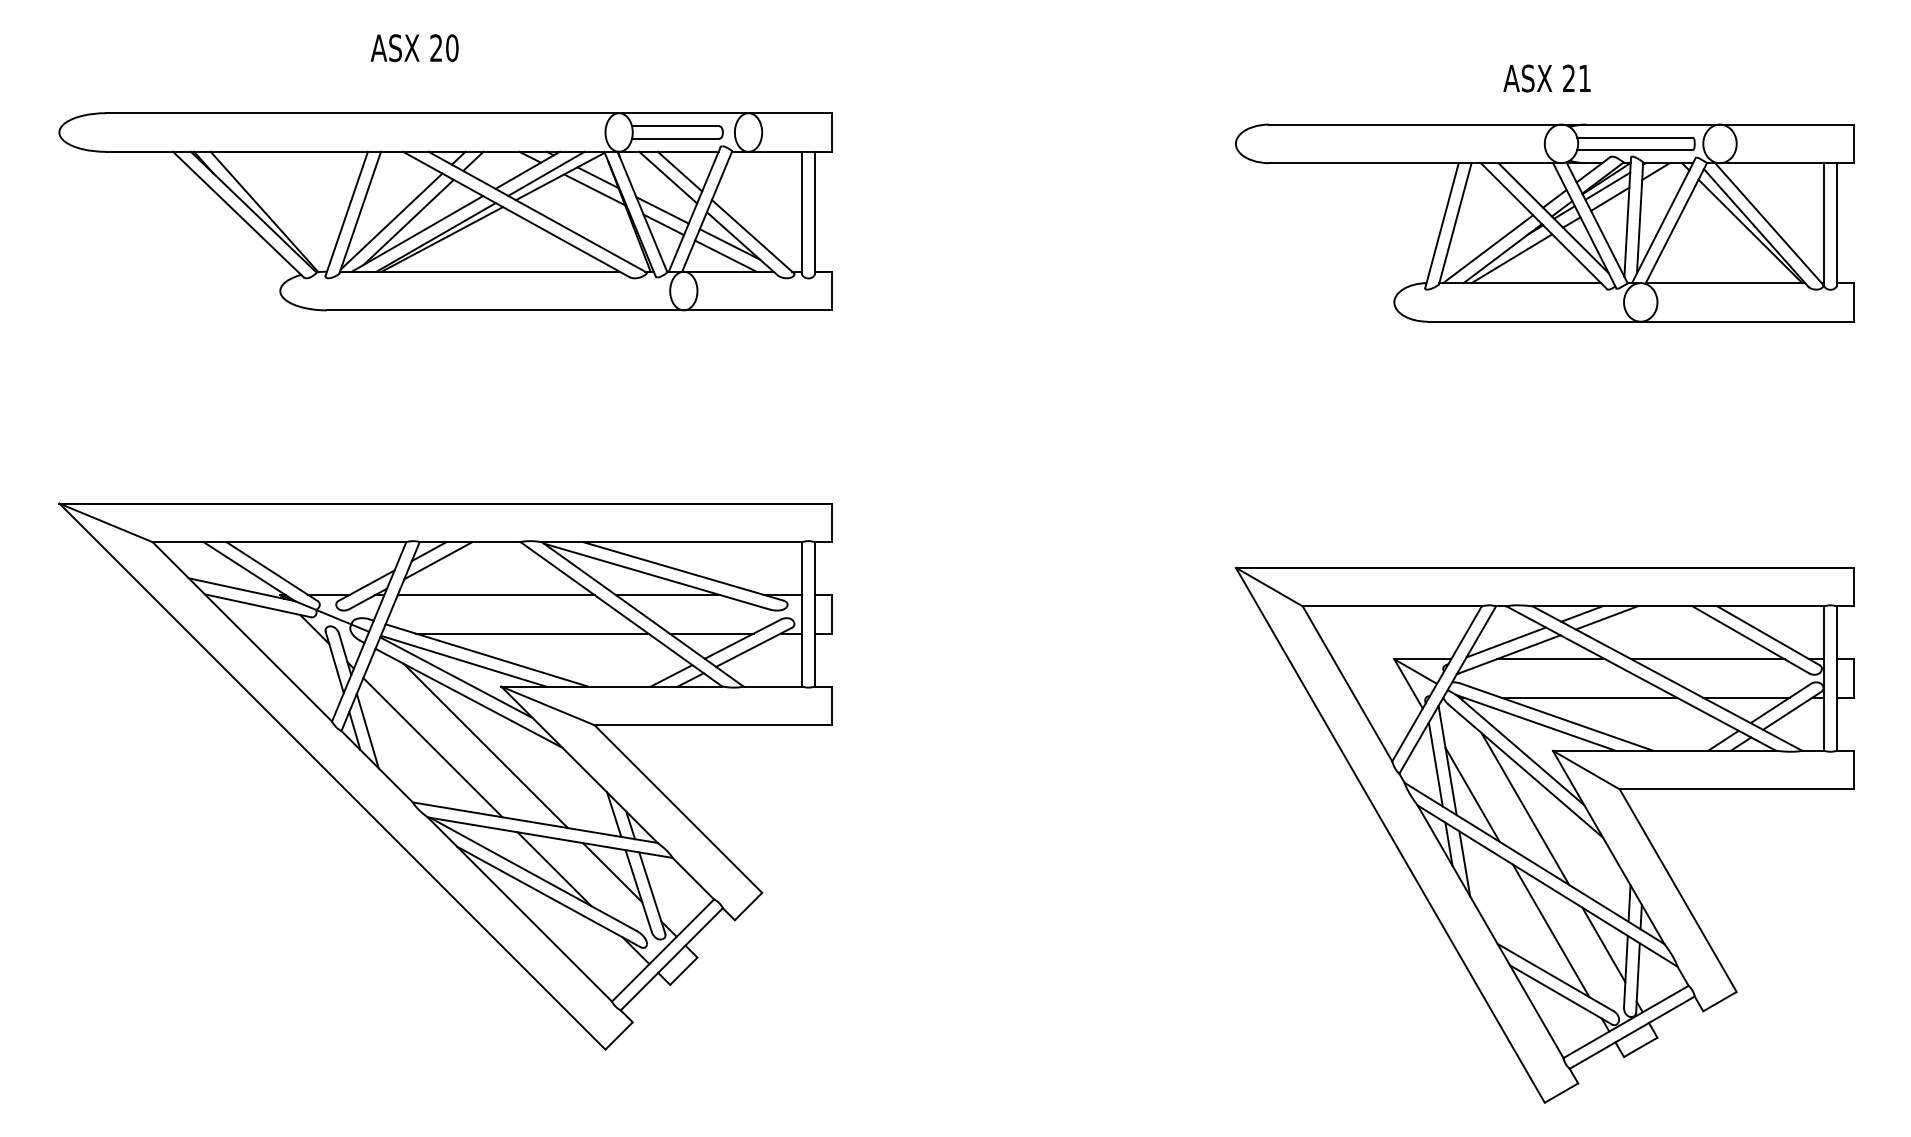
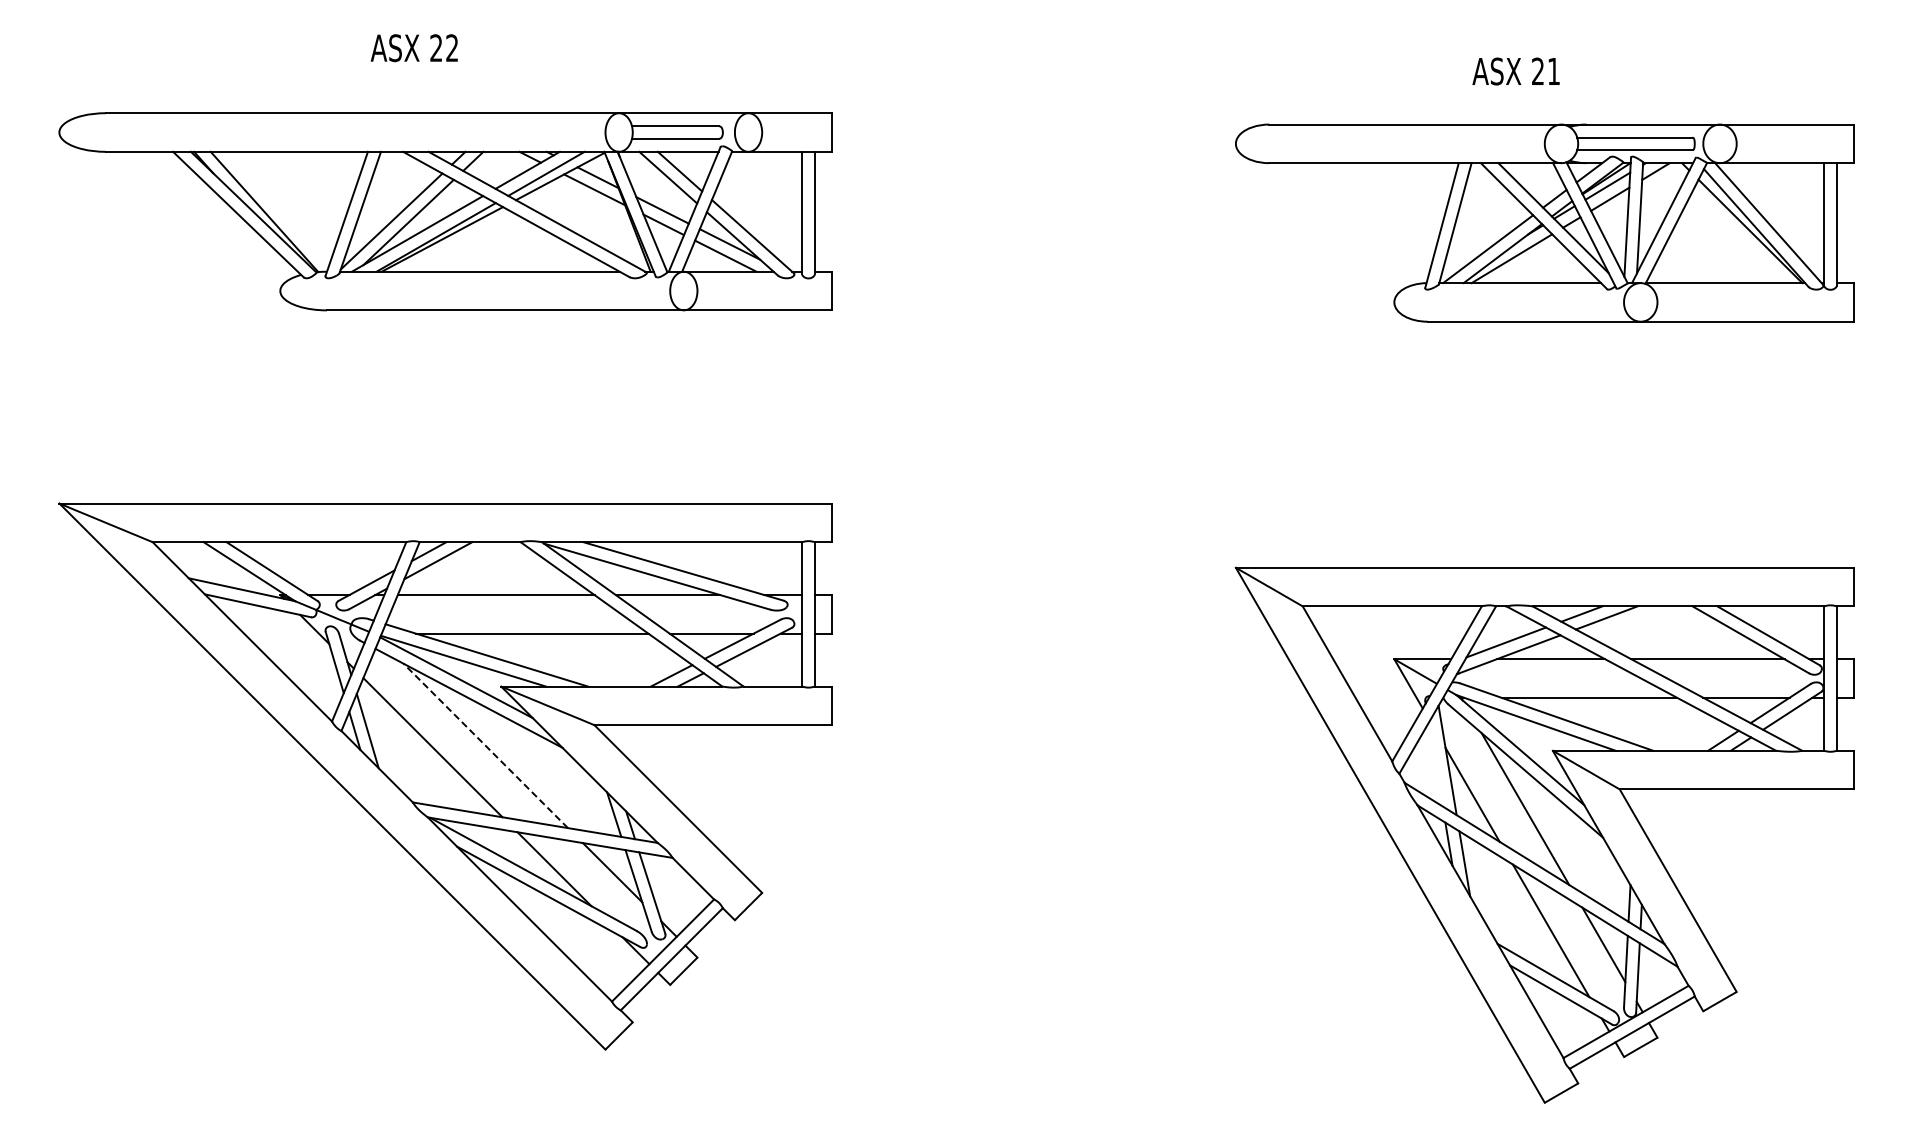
text: 20 -> 22 (452, 48)
text position: (1546, 78) -> (1515, 71) (1515, 71)
line: solid -> dashed (485, 745)
line: present -> none (1435, 764)
